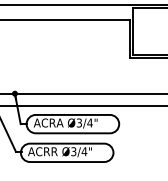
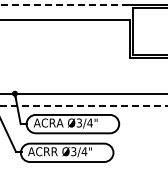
line: solid -> dashed (65, 5)
line: solid -> dashed (83, 105)
